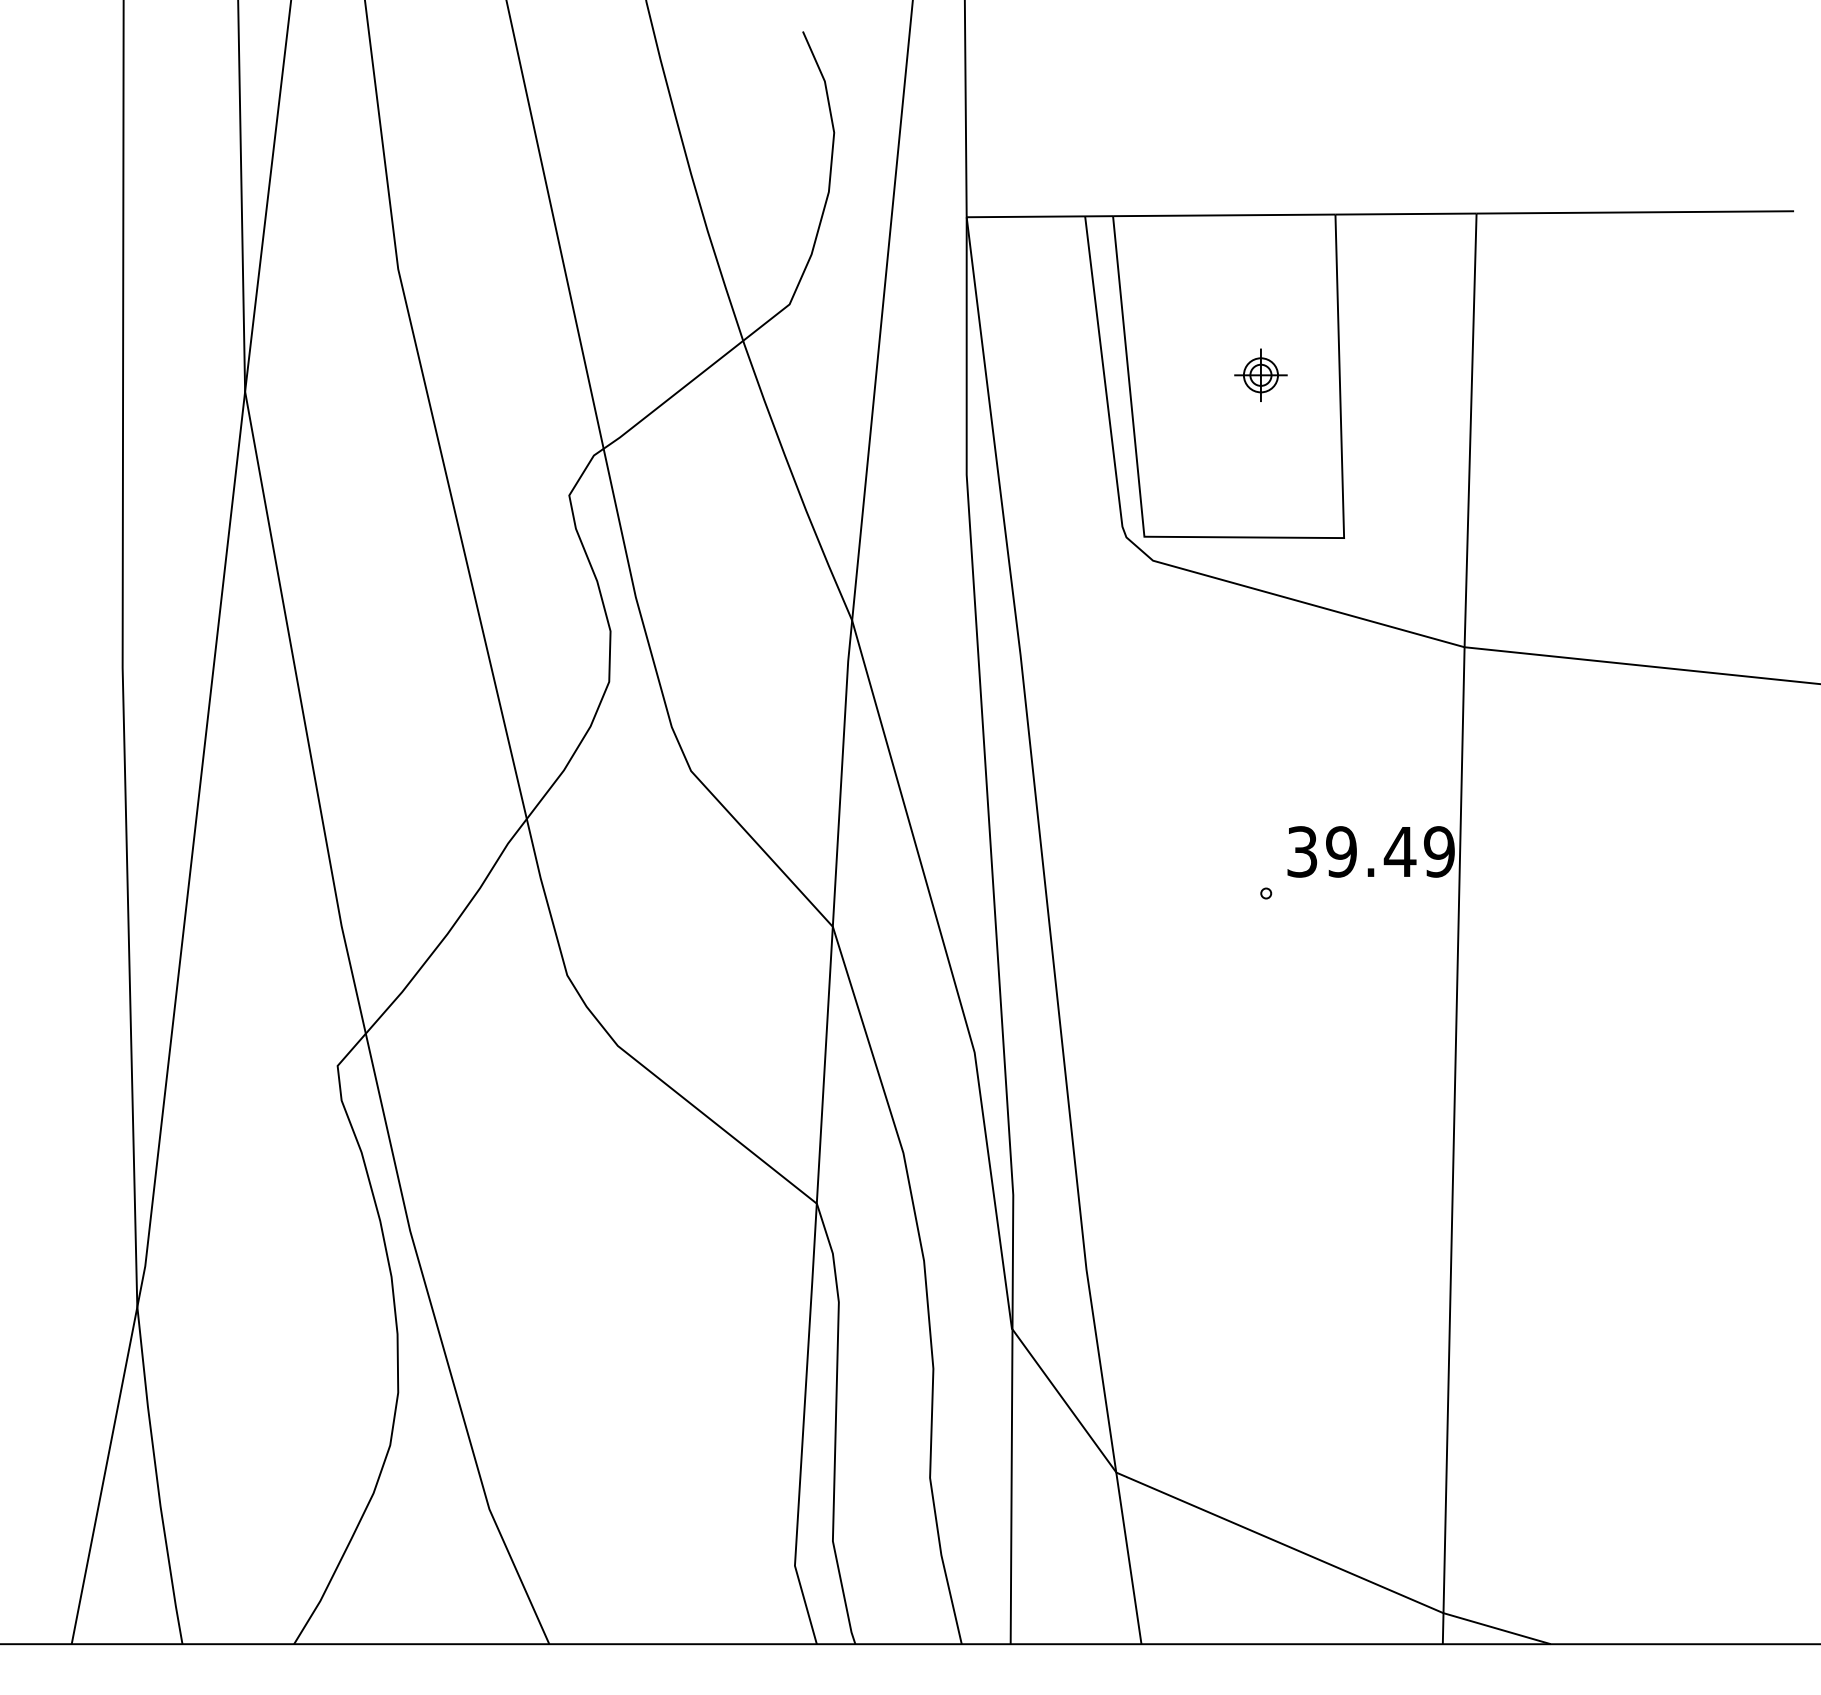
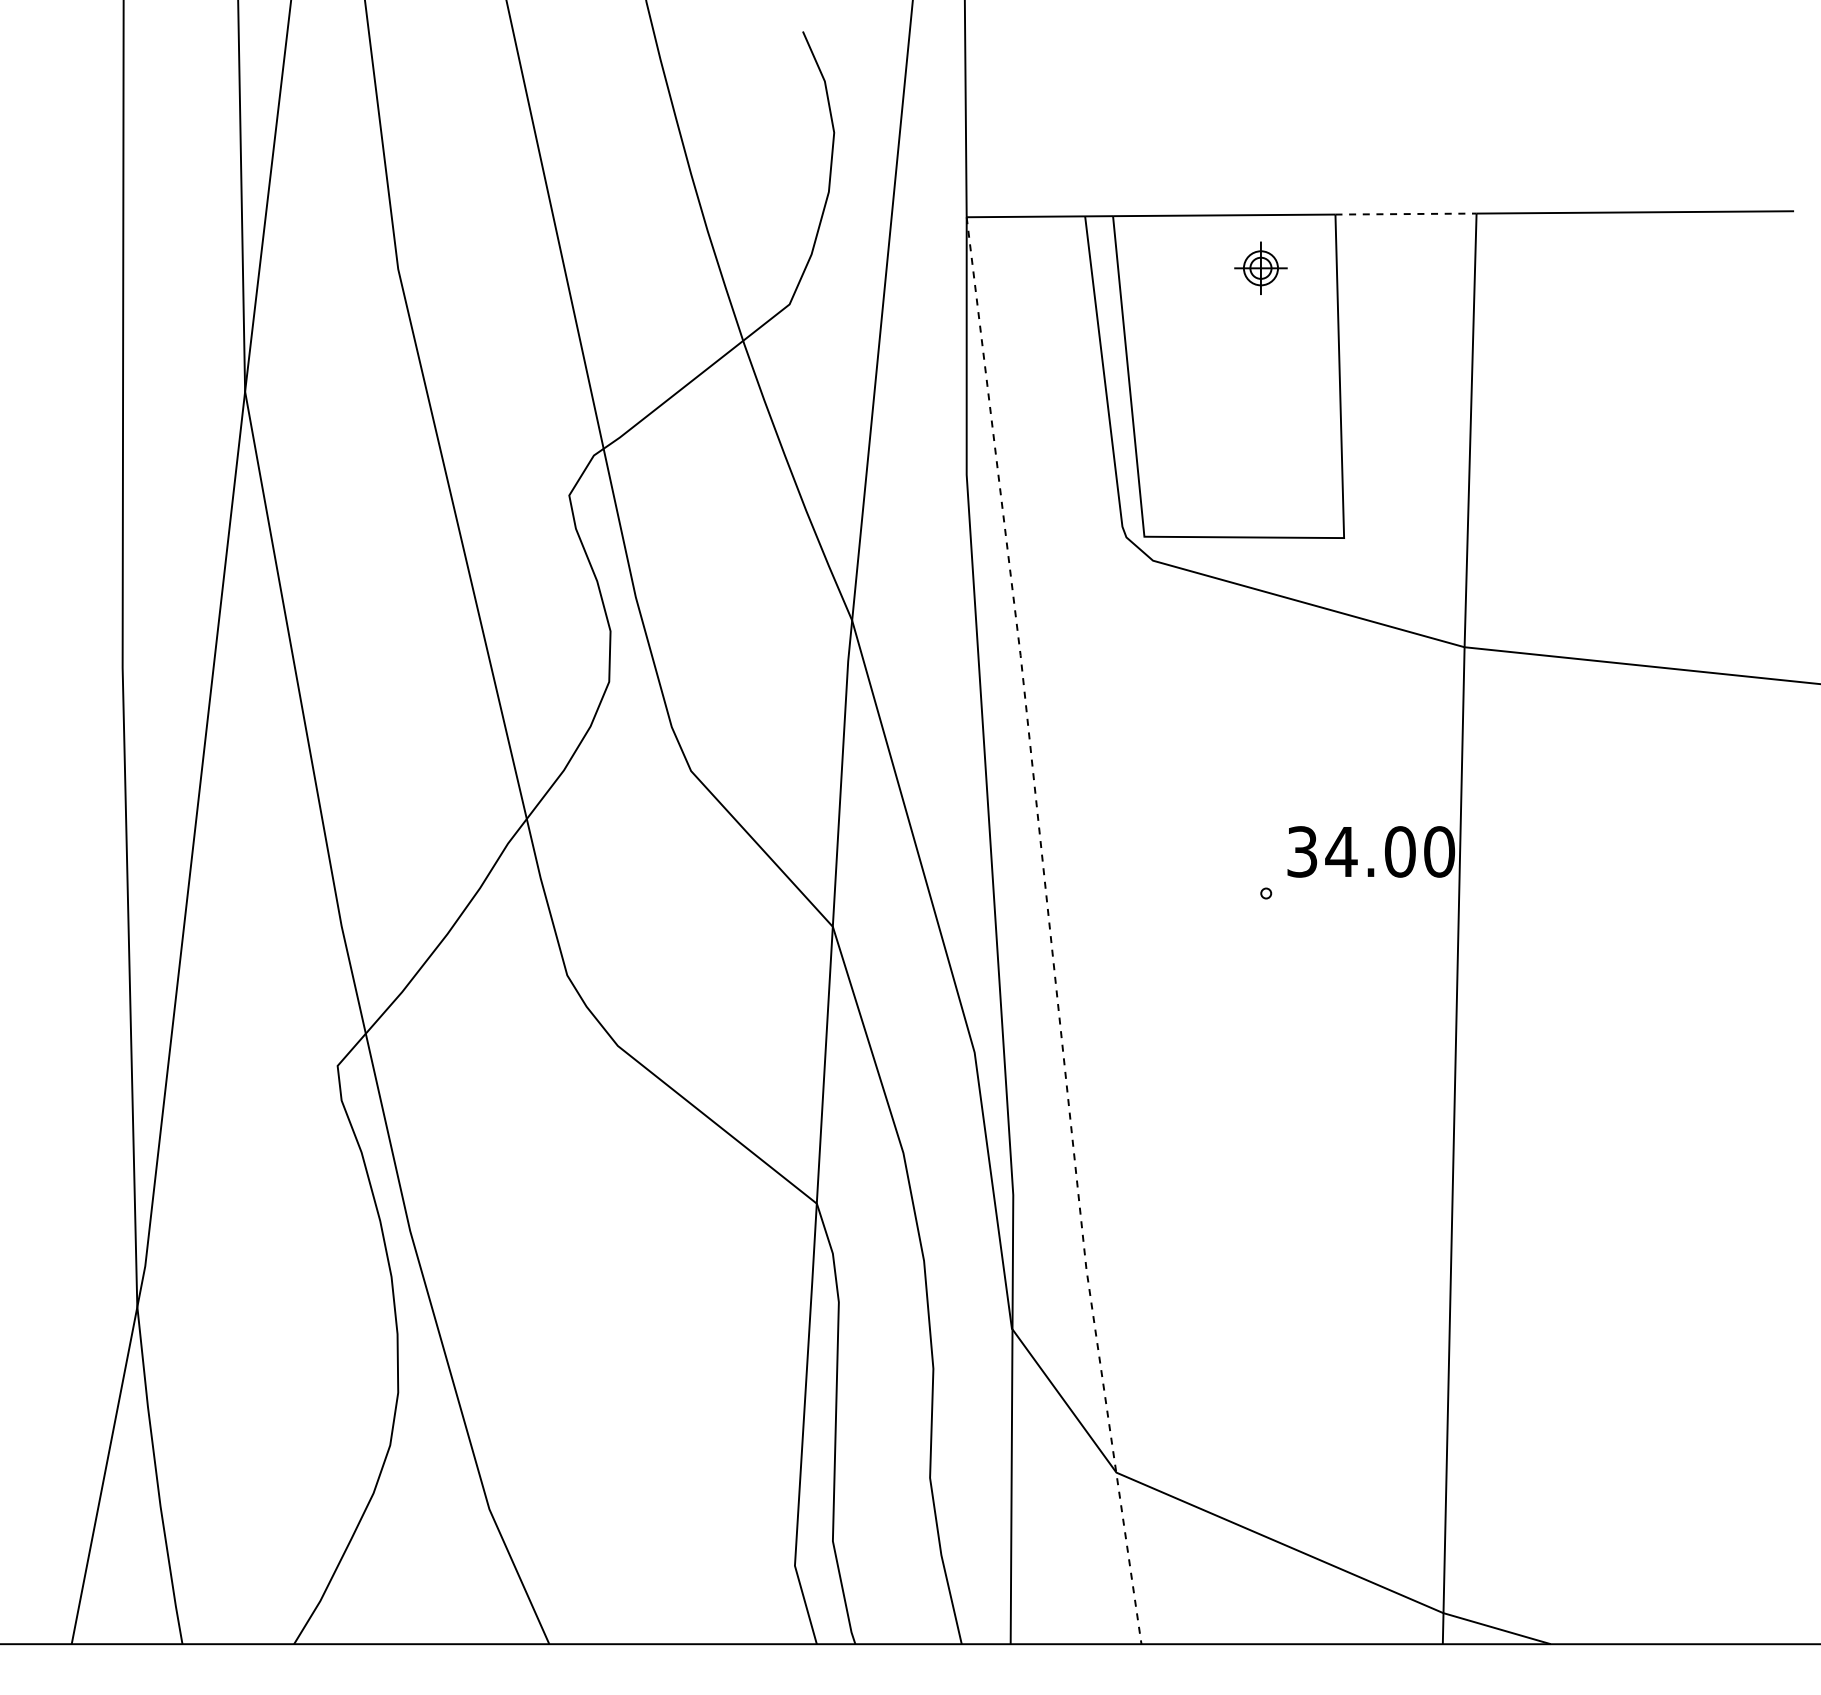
line: solid -> dashed (1406, 214)
part position: (1260, 374) -> (1260, 267) (1260, 267)
text: 39.49 -> 34.00 (1390, 851)
line: solid -> dashed (1050, 931)
